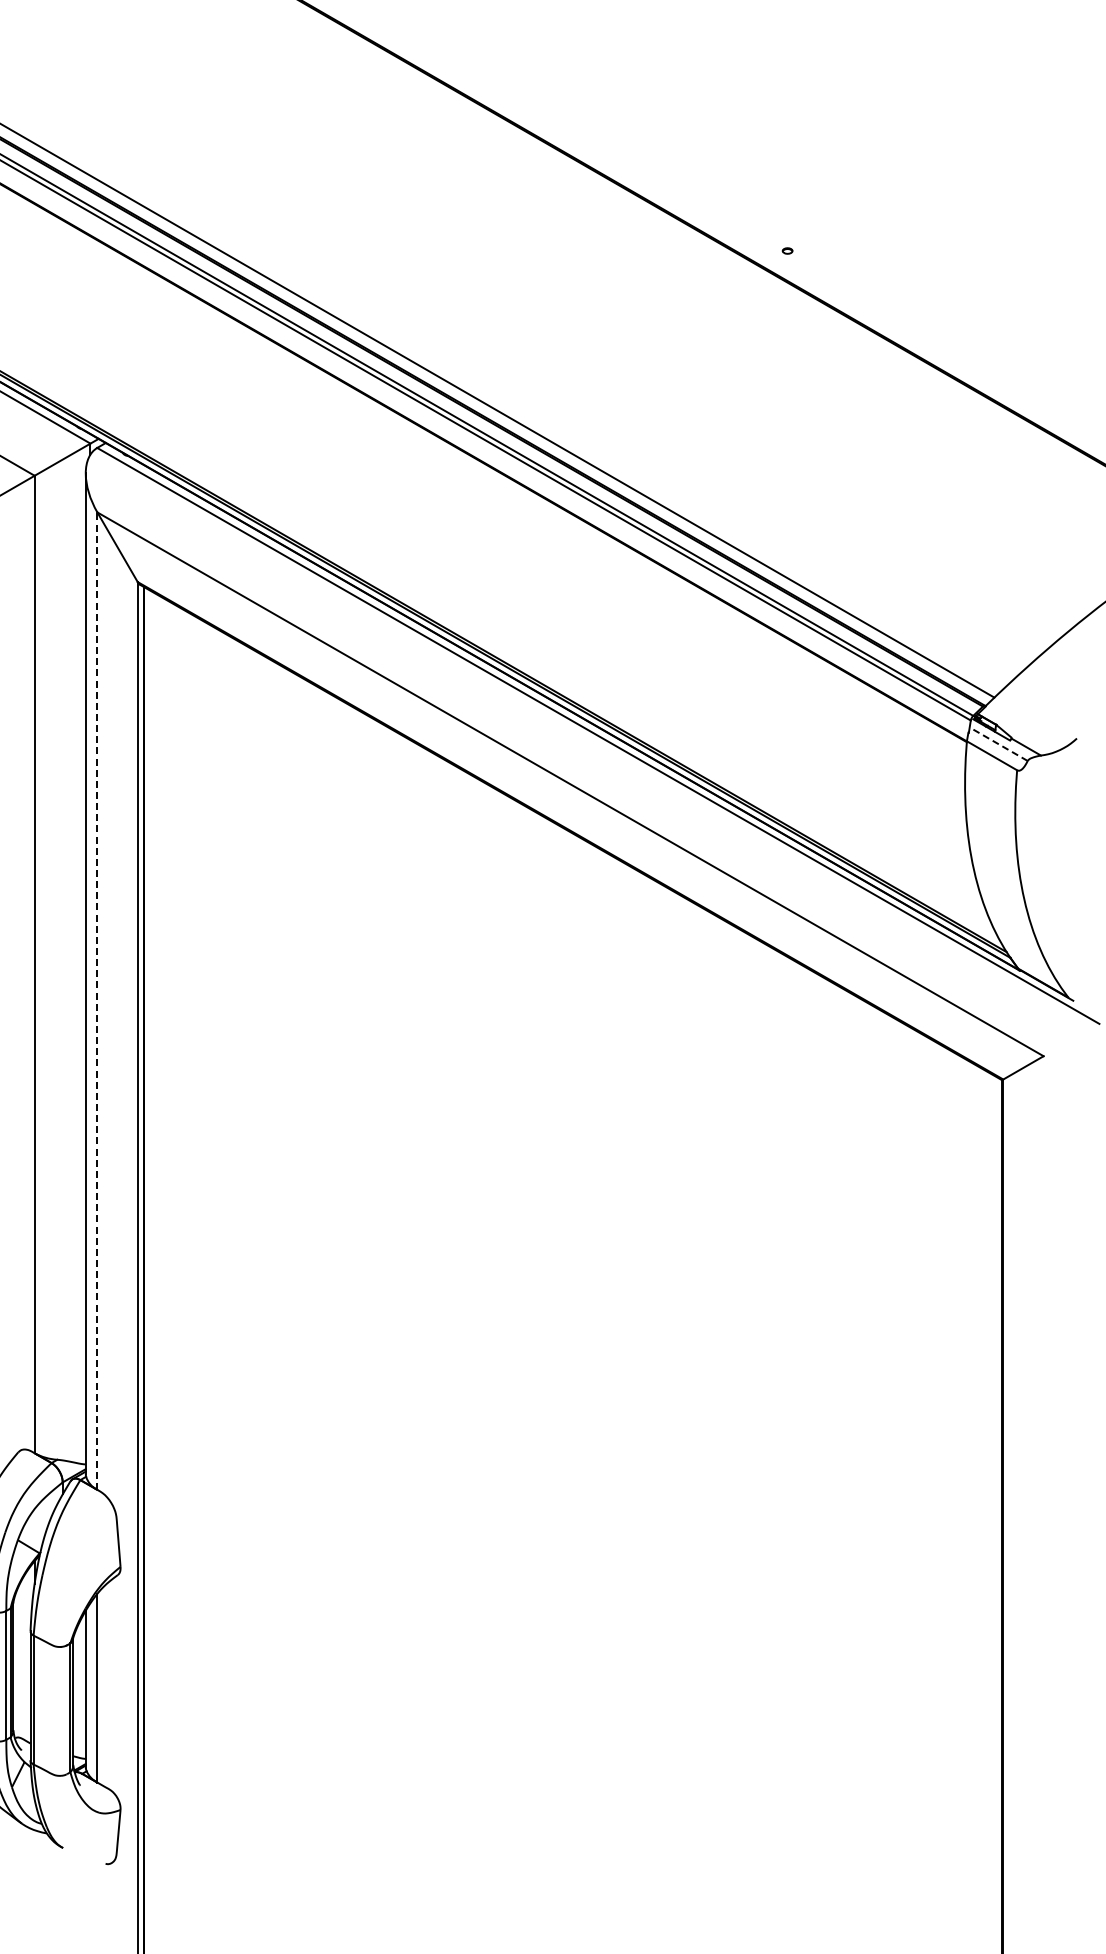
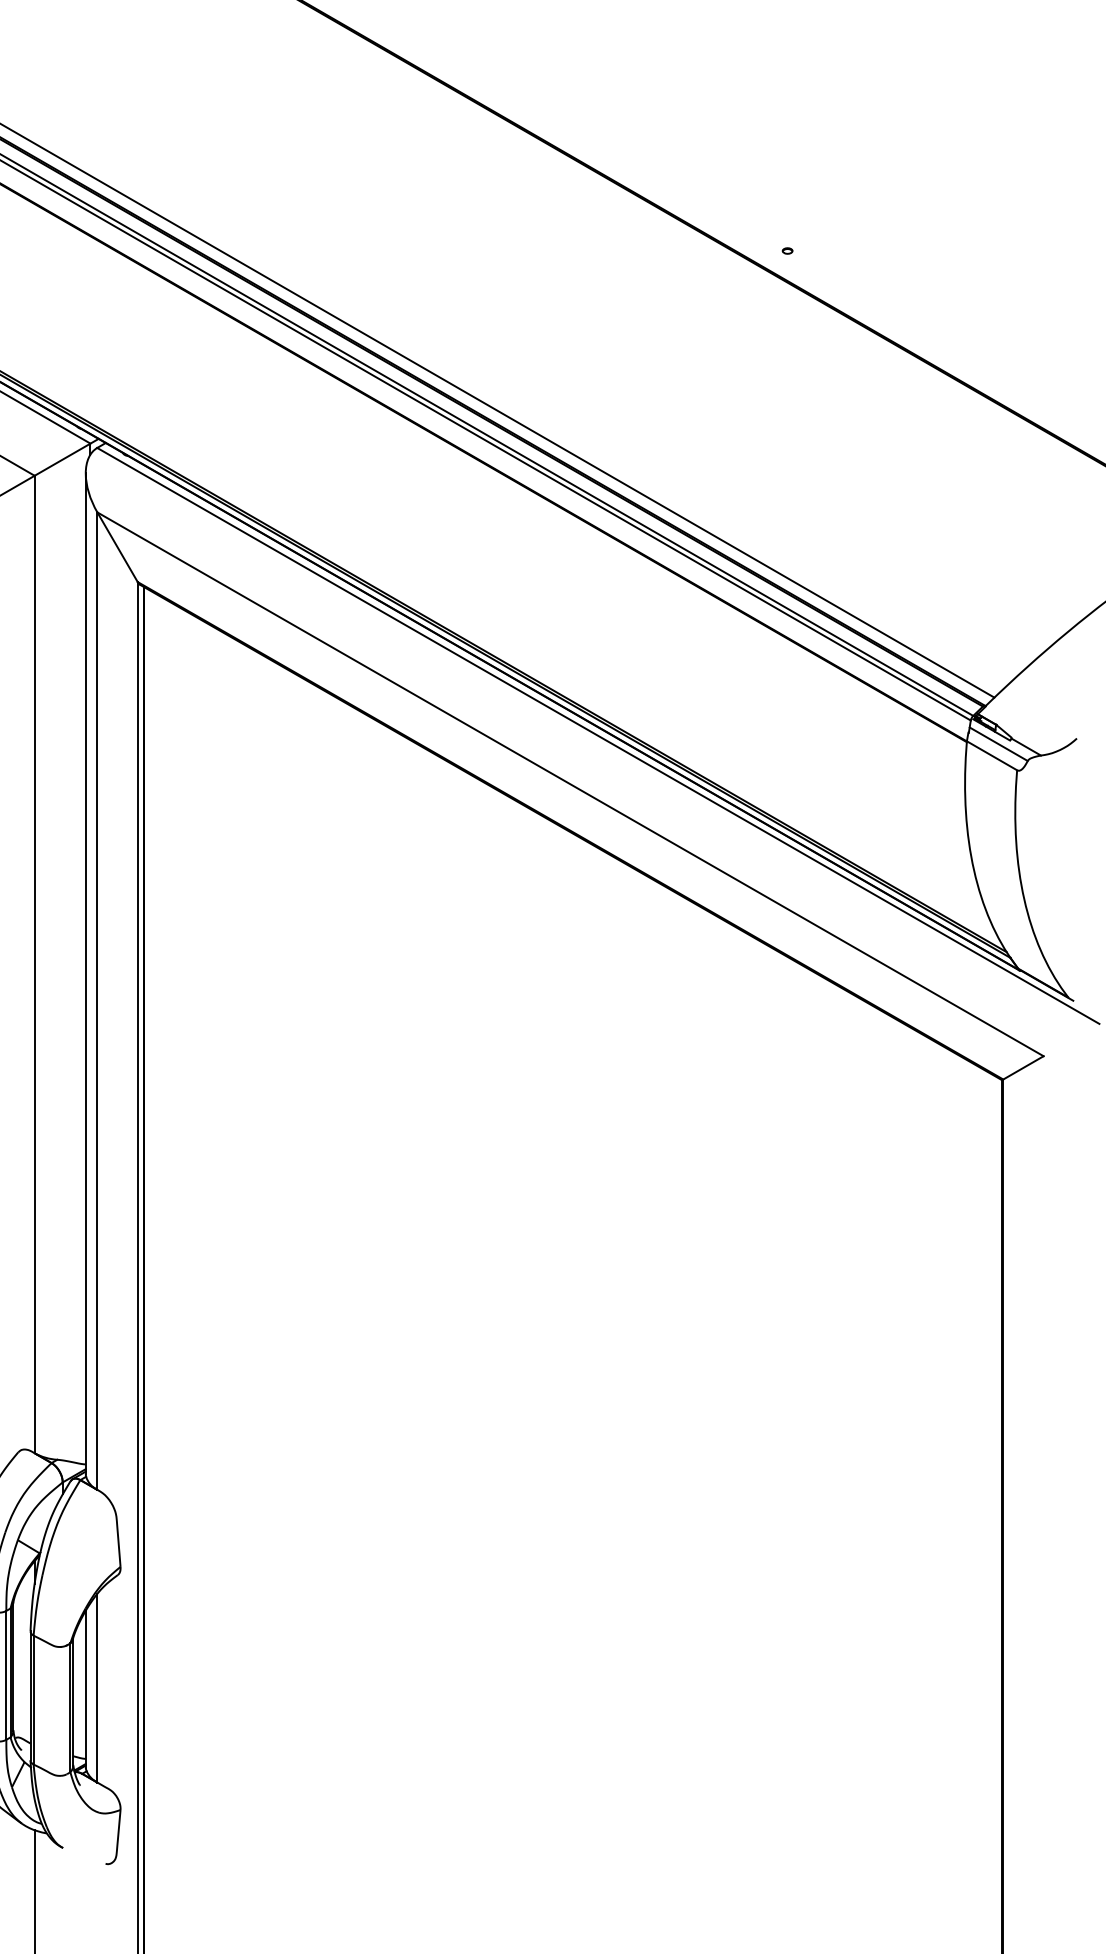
line: dashed -> solid (998, 744)
line: dashed -> solid (97, 1001)
line: none -> present (34, 1890)
